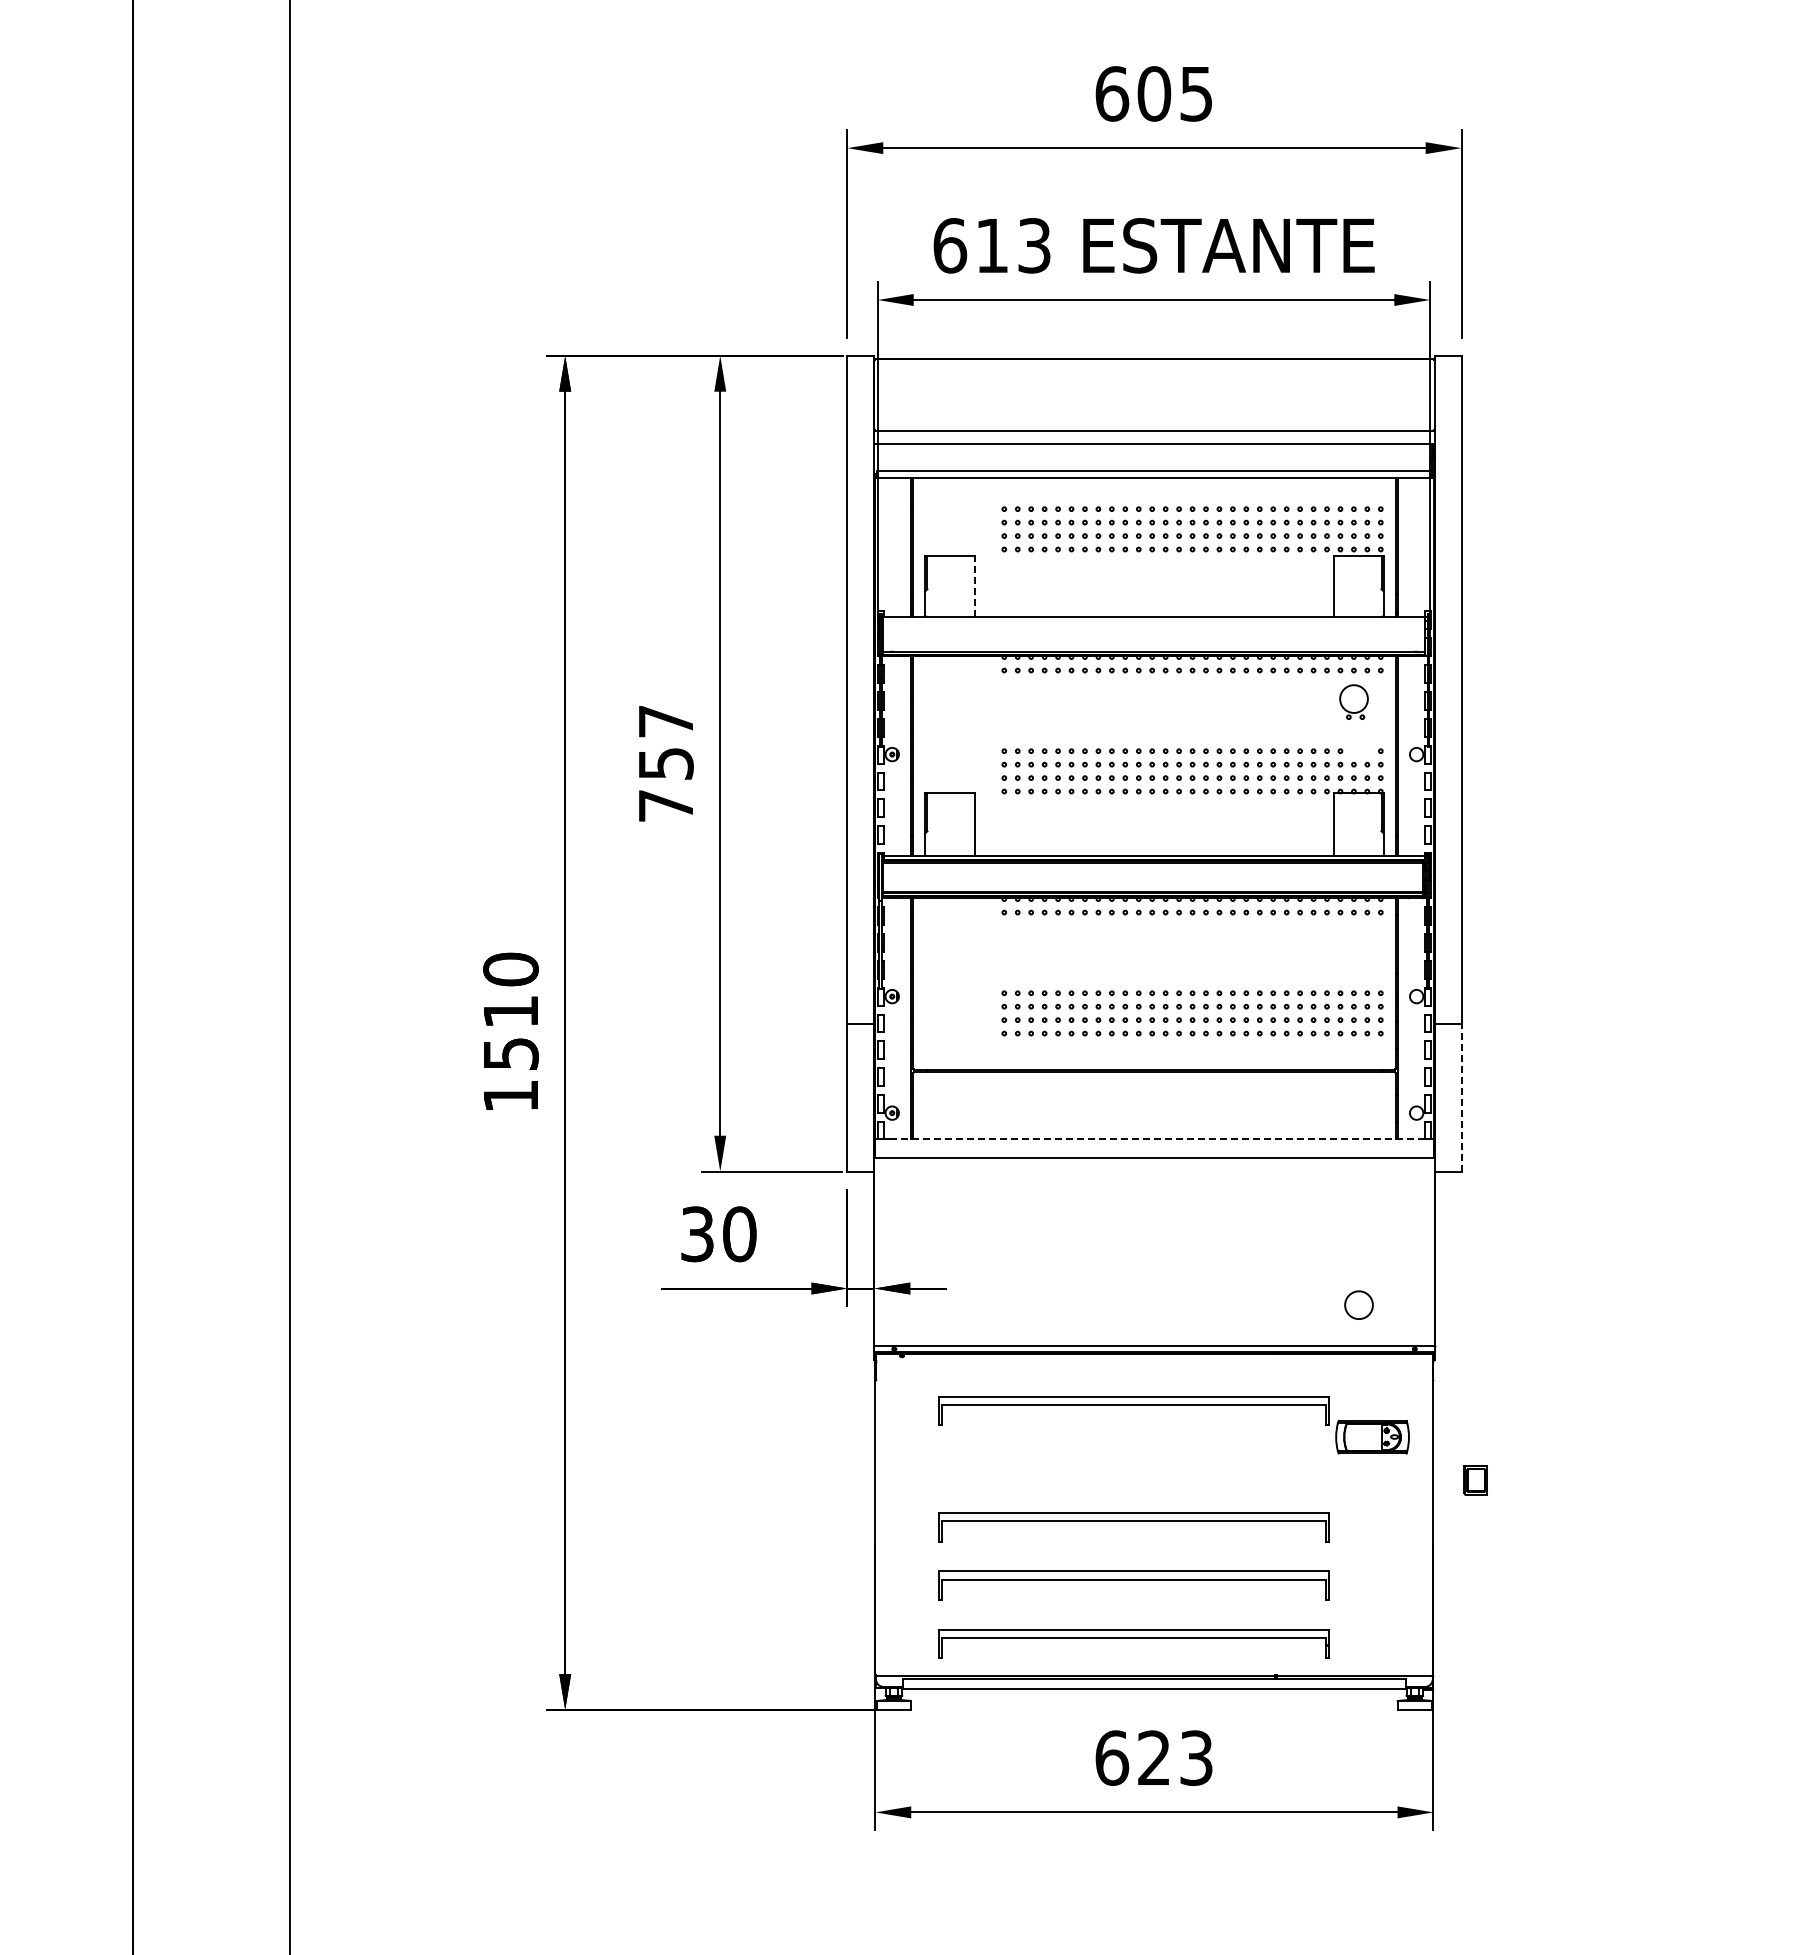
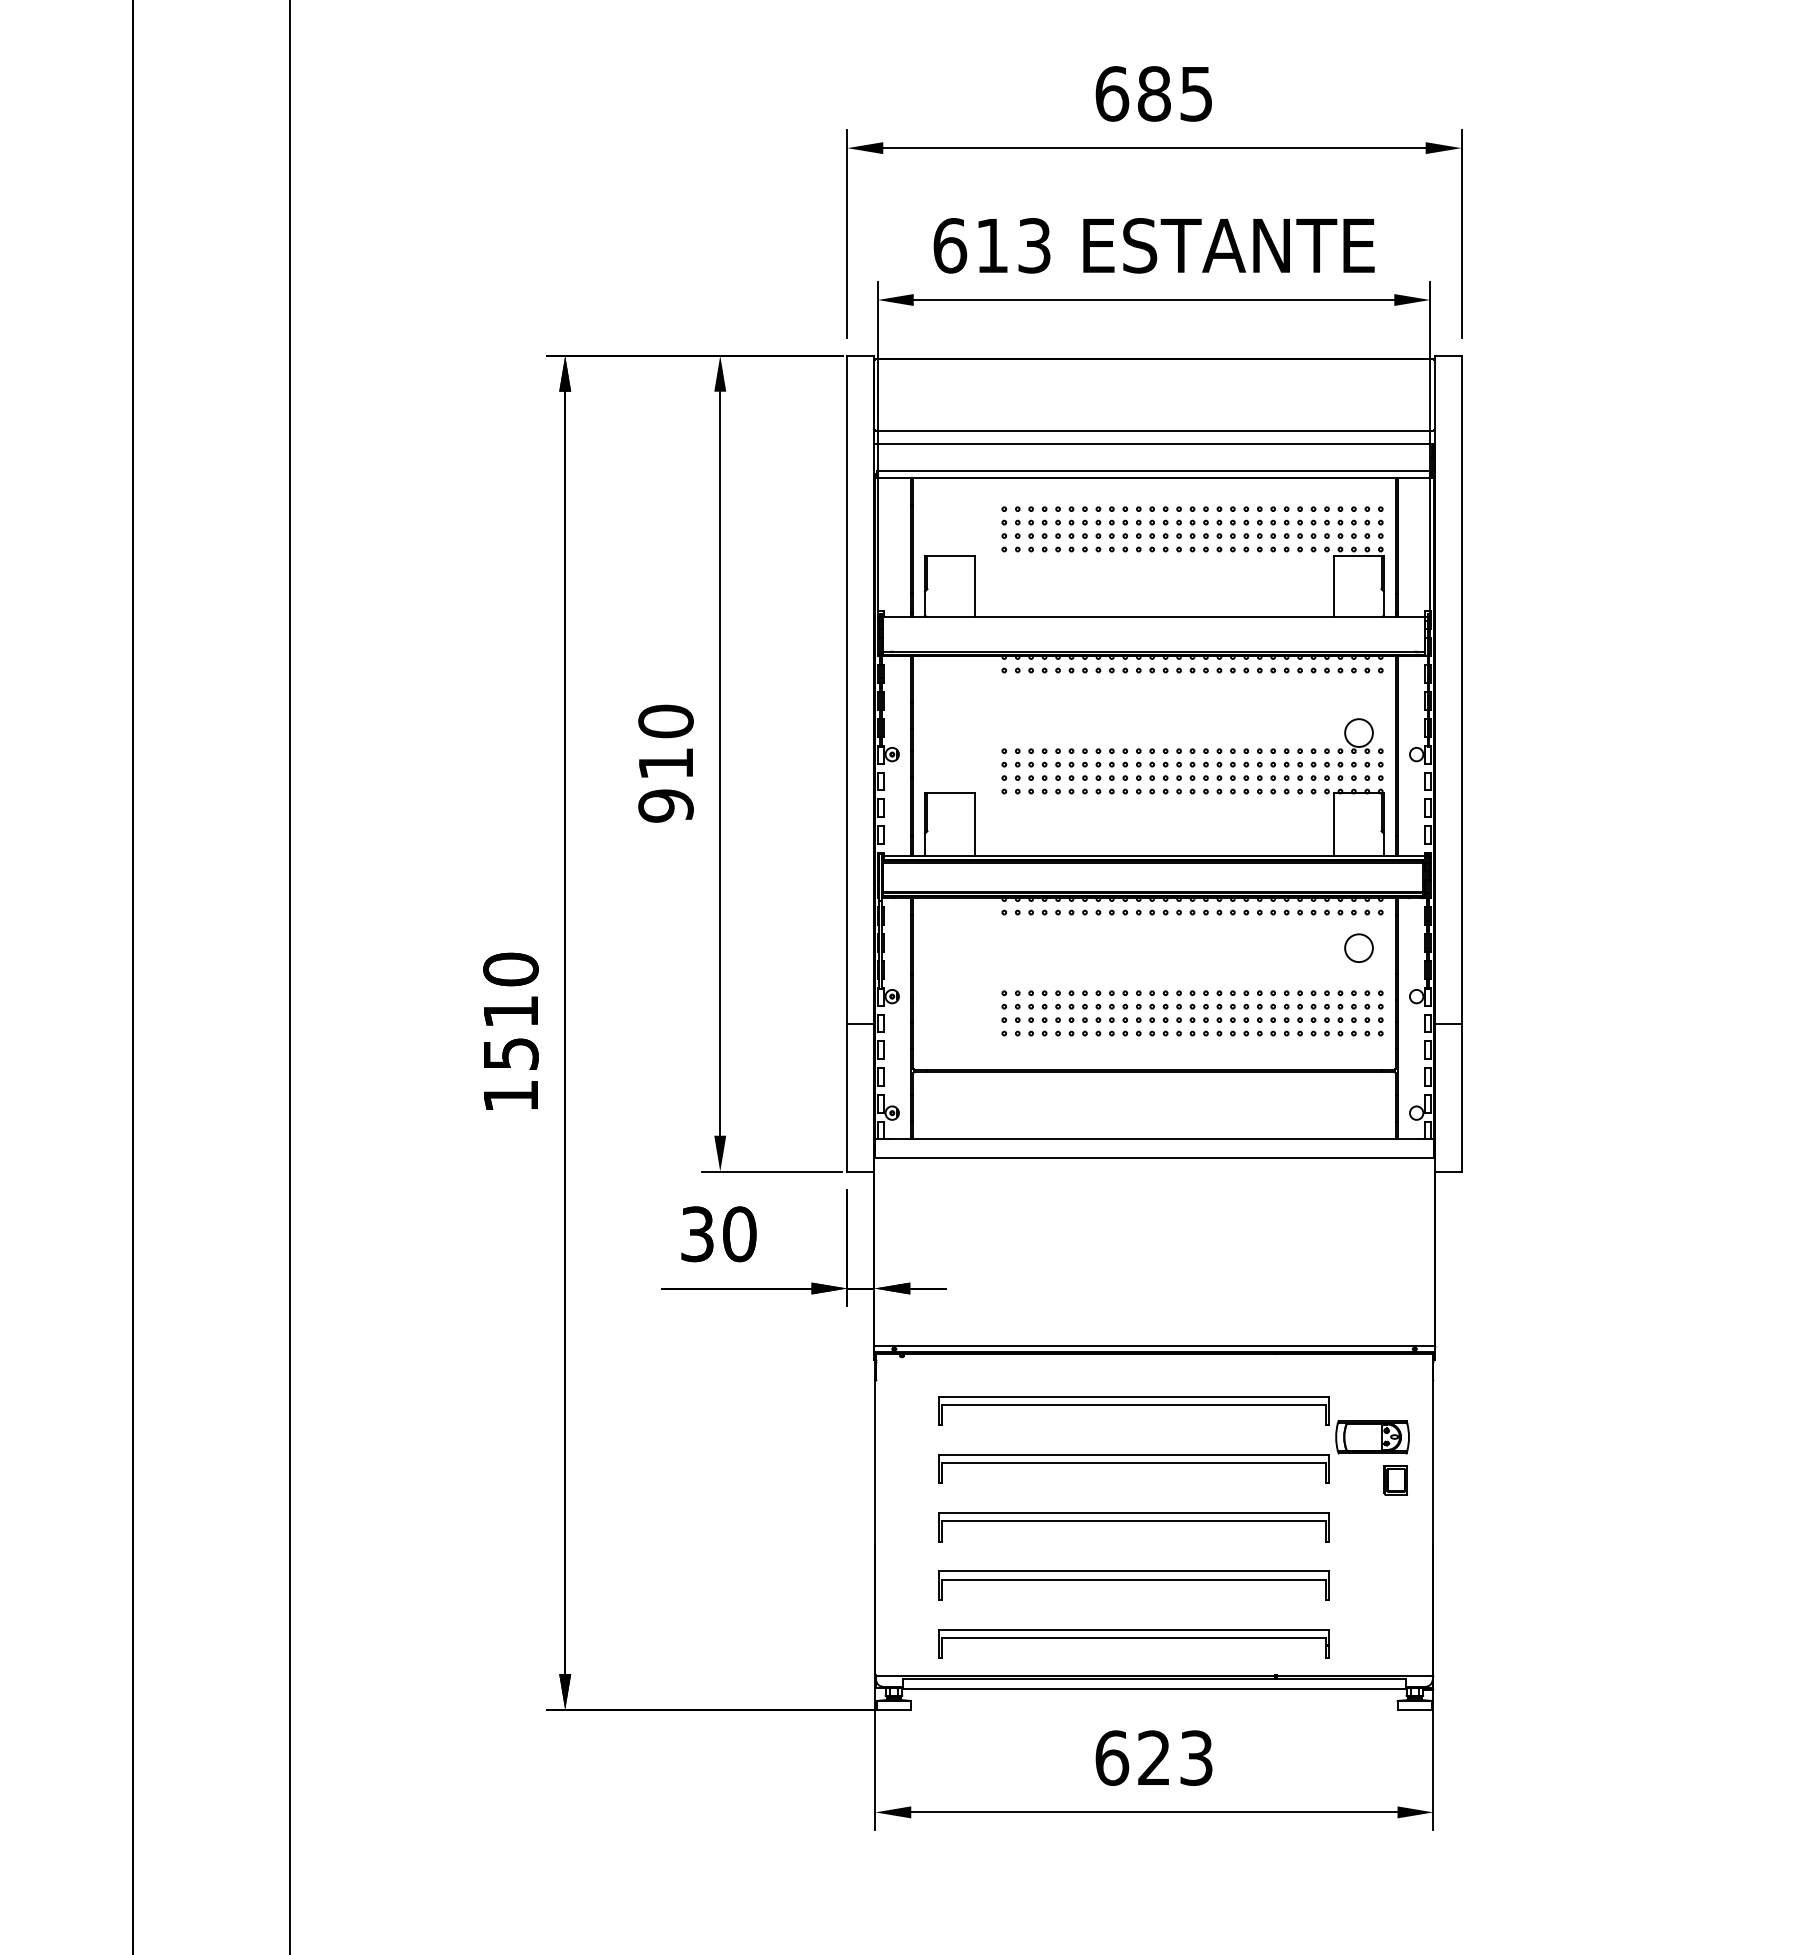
text: 605 -> 685 (1154, 93)
line: dashed -> solid (974, 585)
part position: (1353, 701) -> (1358, 735) (1358, 735)
text: 757 -> 910 (665, 763)
line: dashed -> solid (1461, 1097)
line: dashed -> solid (1154, 1138)
circle position: (1358, 1304) -> (1358, 947) (1358, 947)
part: none -> present (1133, 1468)
part position: (1475, 1480) -> (1395, 1480) (1395, 1480)
